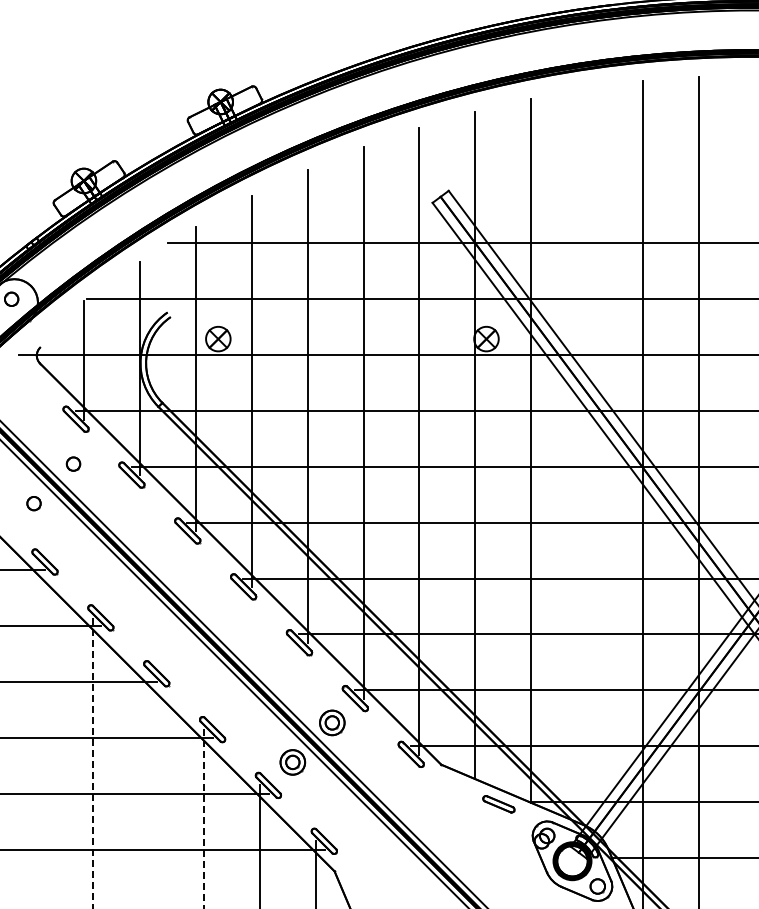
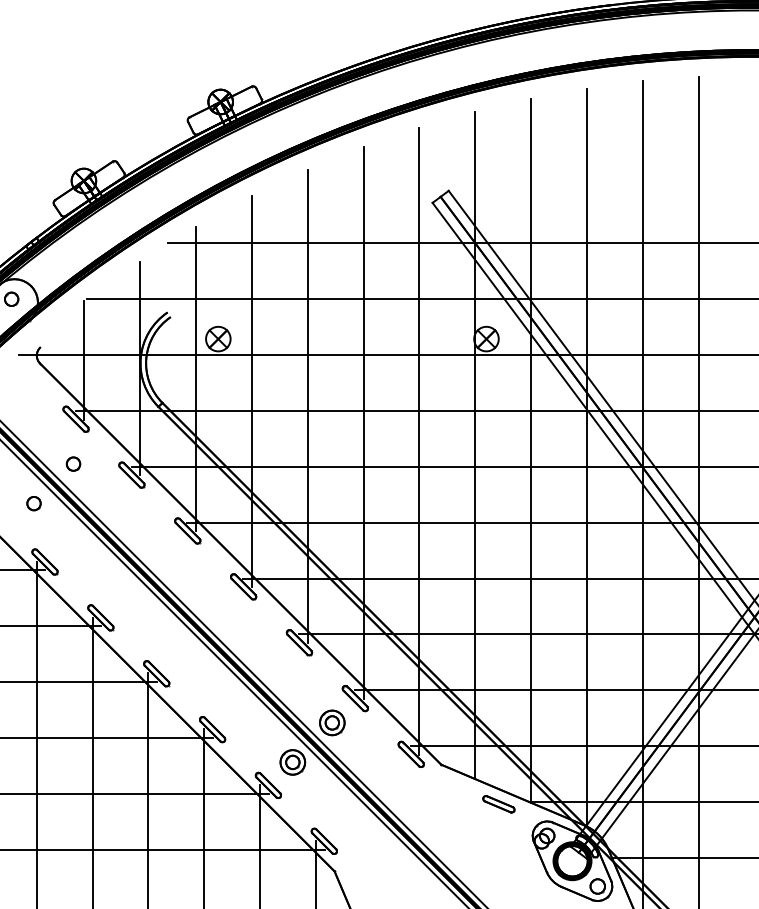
line: none -> present (587, 457)
line: none -> present (36, 733)
line: dashed -> solid (92, 763)
line: none -> present (148, 789)
line: dashed -> solid (204, 819)
